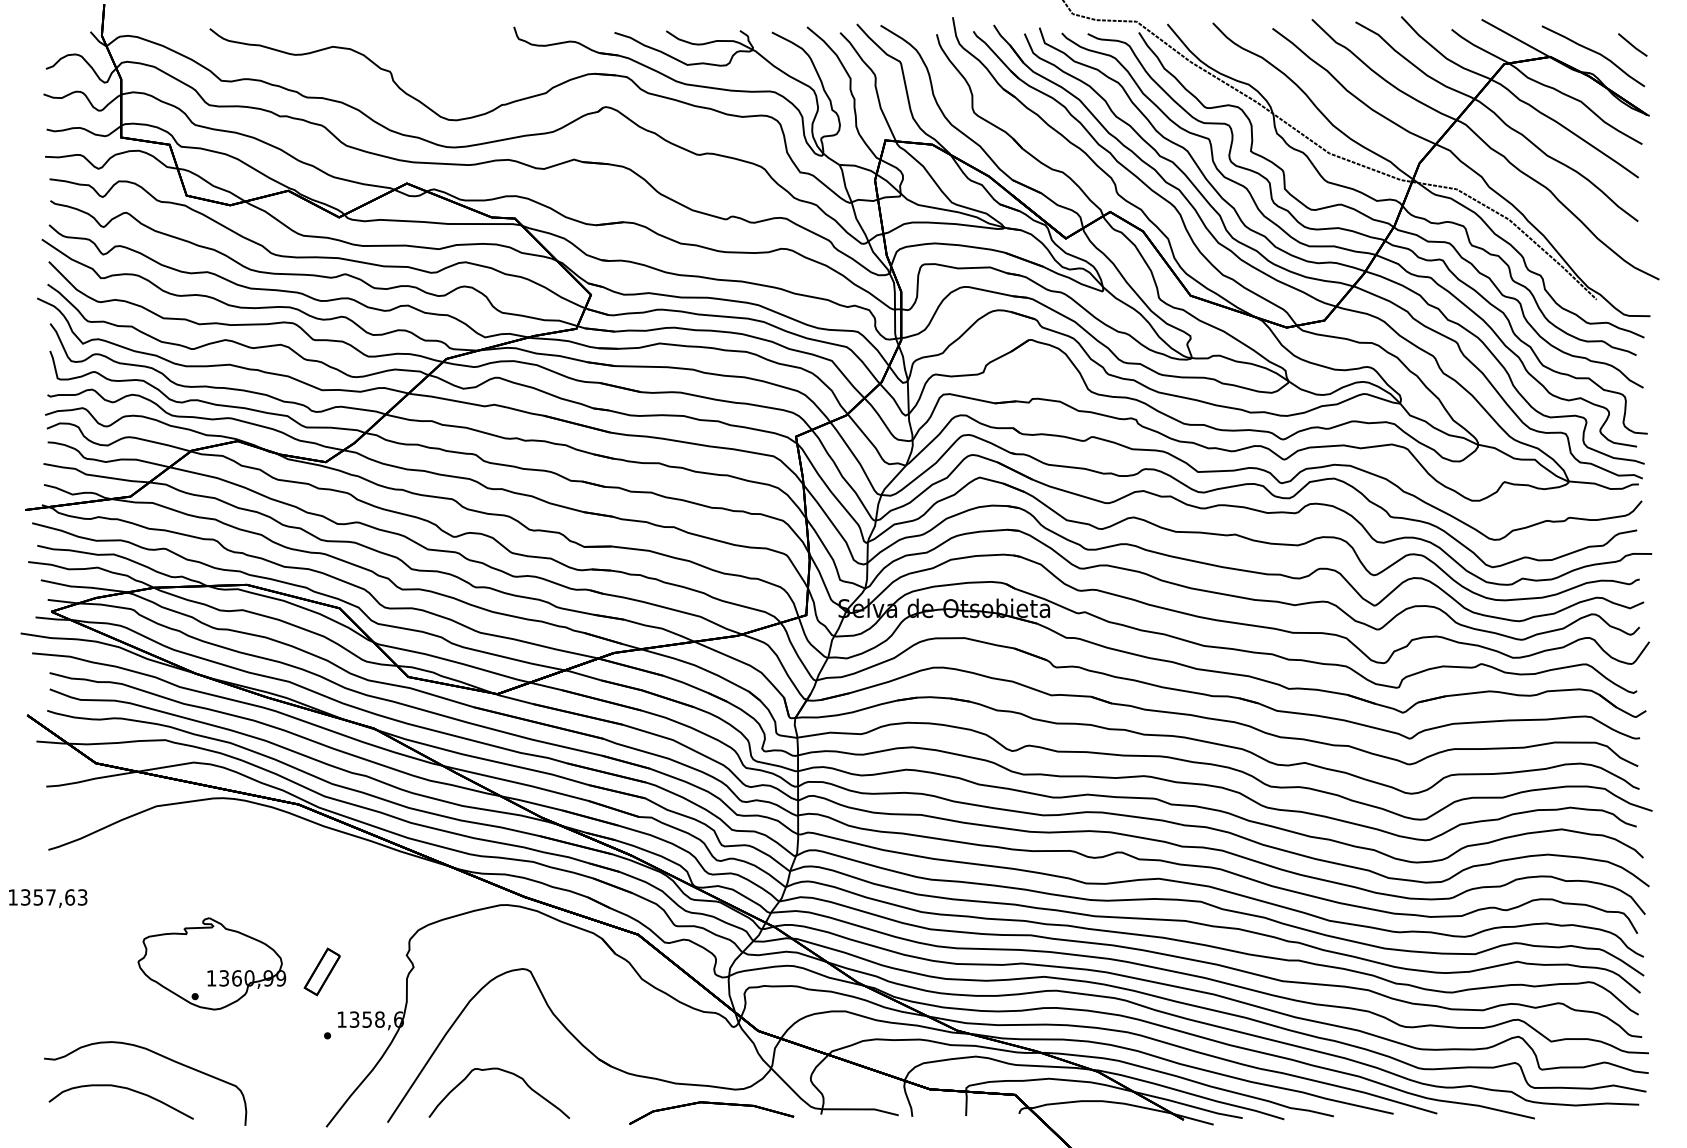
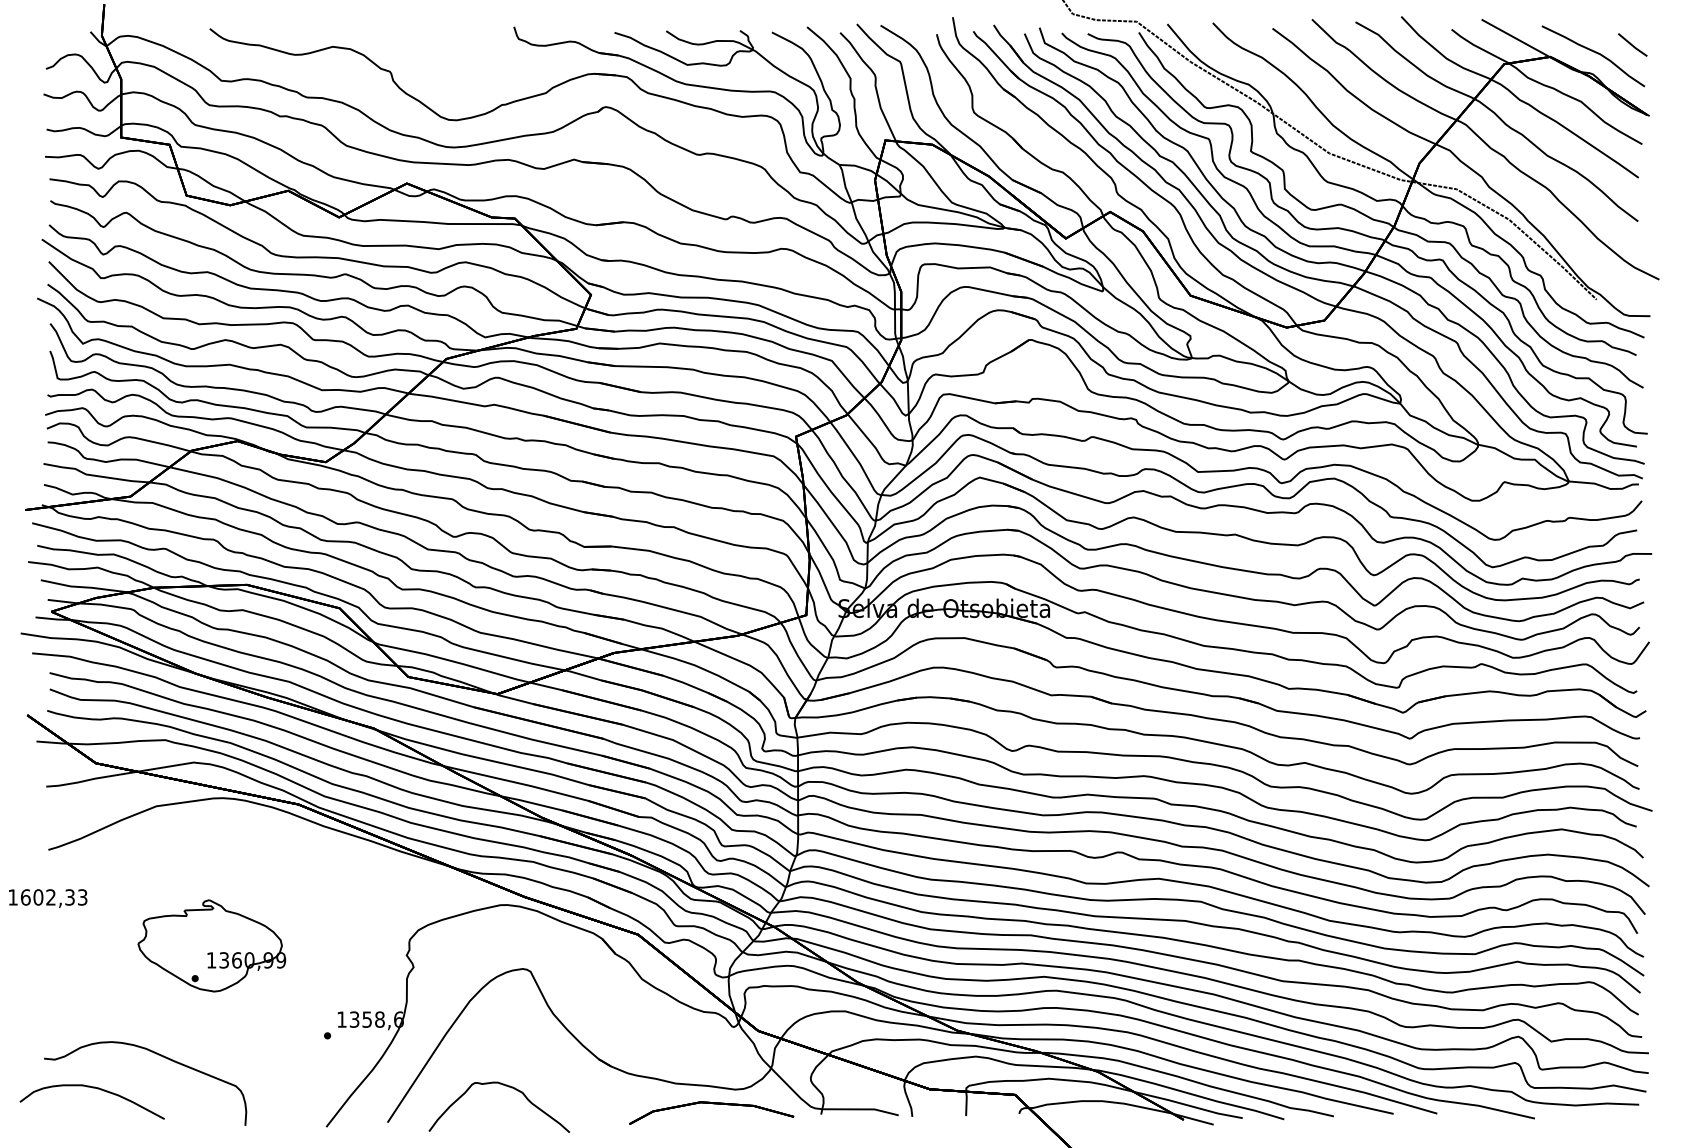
text: 1357,63 -> 1602,33 (47, 897)
part position: (211, 963) -> (211, 945) (211, 945)
part: present -> none (321, 971)
curve position: (505, 1072) -> (505, 1086) (505, 1086)
curve position: (121, 1088) -> (92, 1088) (92, 1088)
